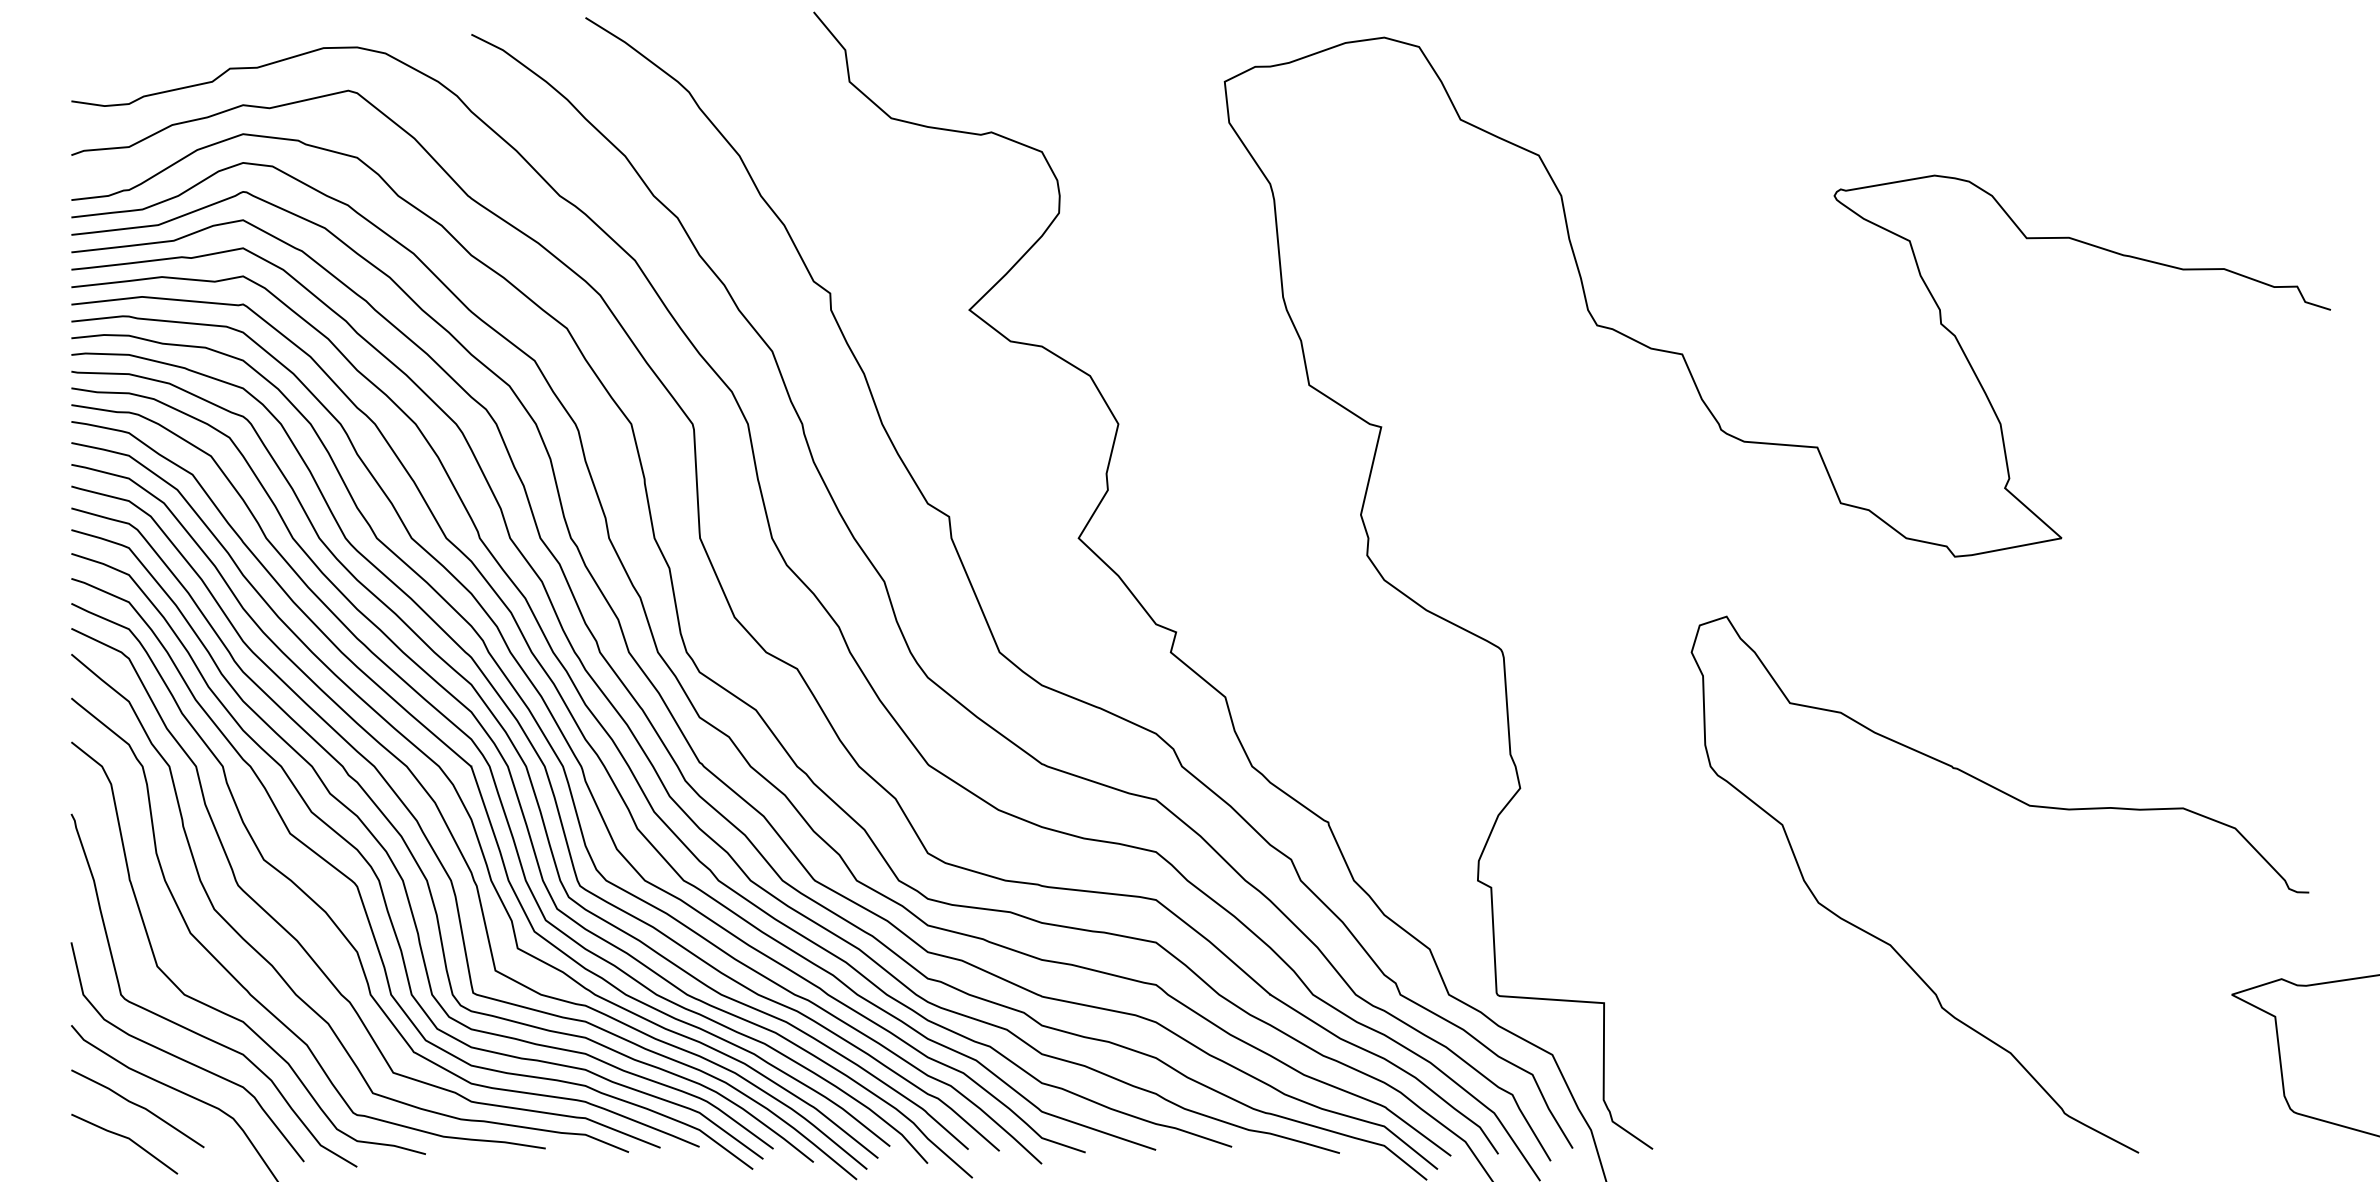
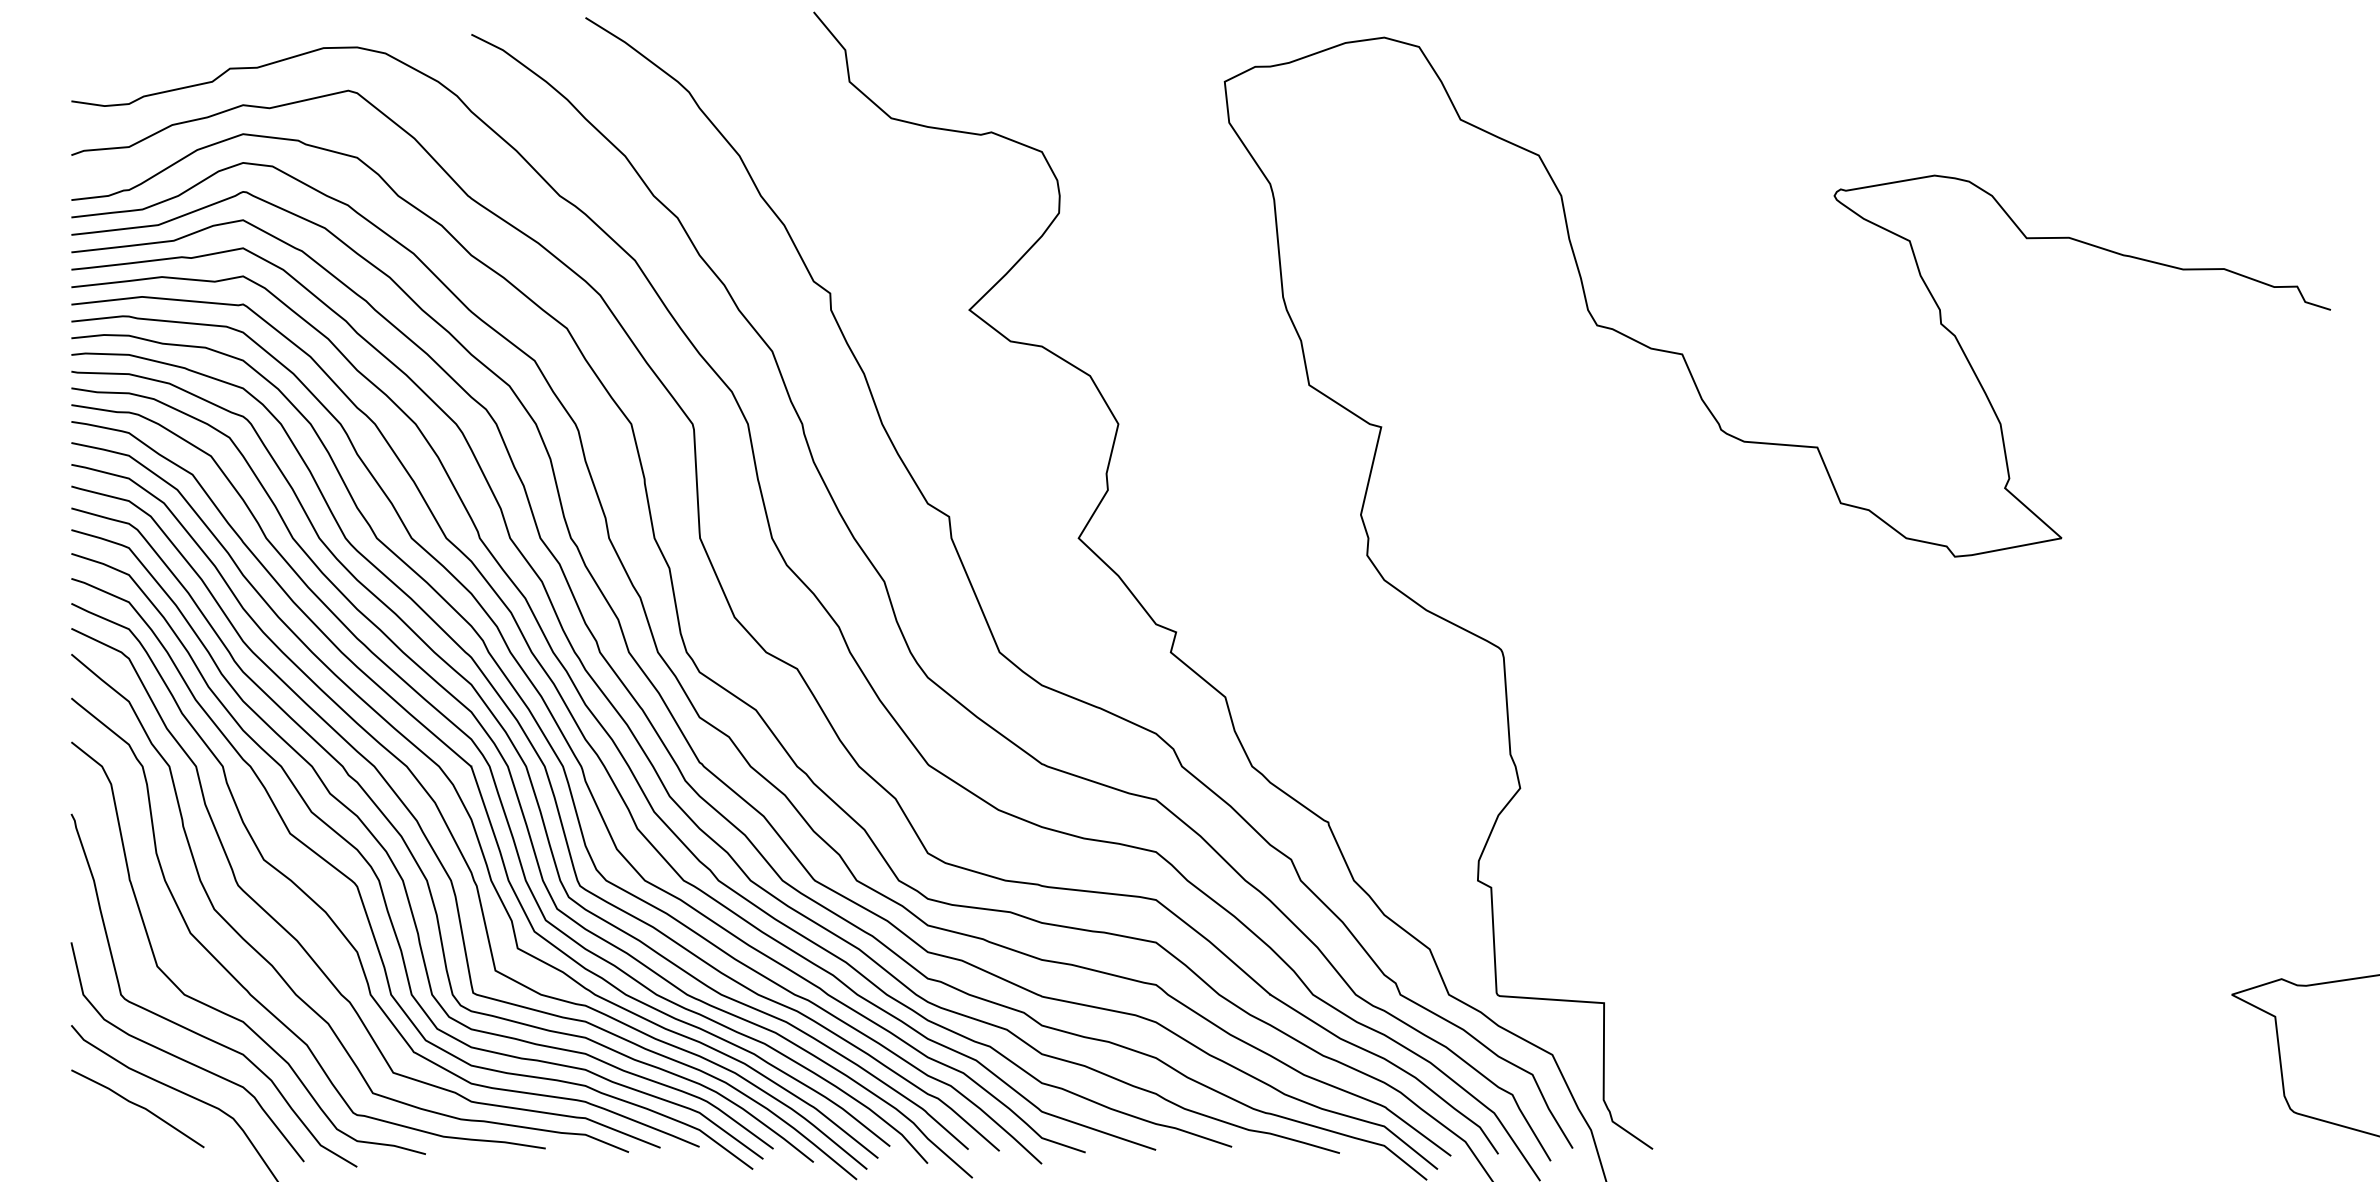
curve: present -> none (2028, 806)
line: present -> none (125, 1138)
